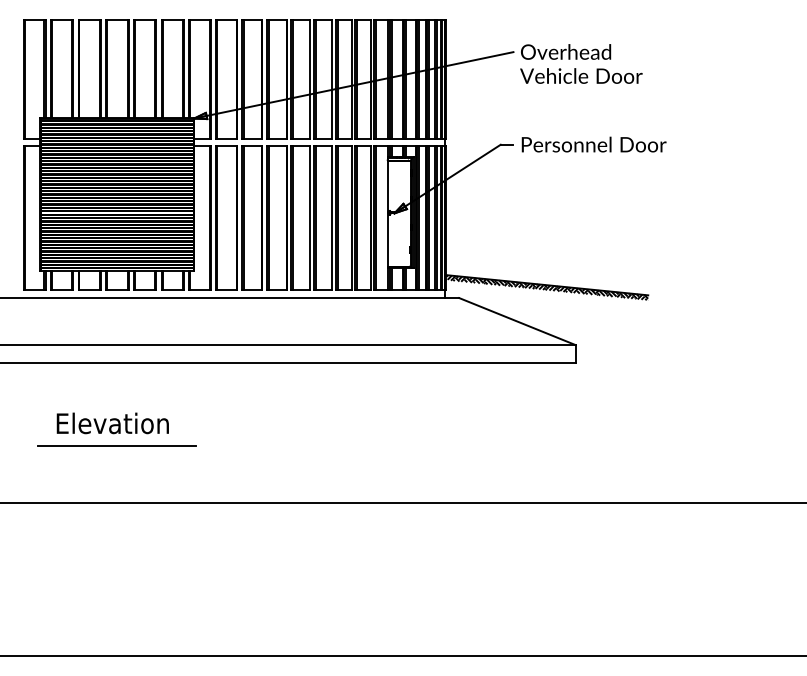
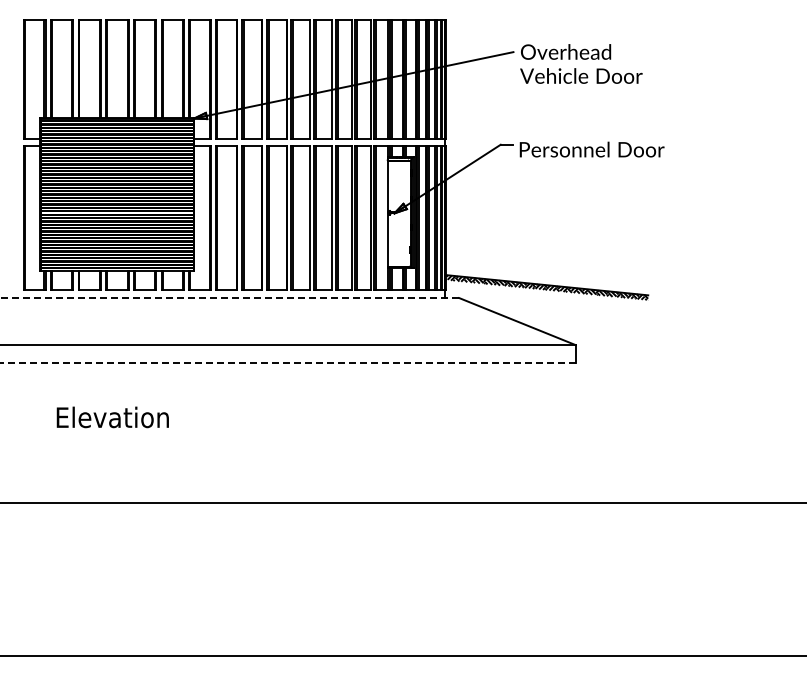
text position: (593, 144) -> (591, 149) (591, 149)
line: solid -> dashed (229, 298)
line: solid -> dashed (287, 362)
text position: (112, 423) -> (112, 417) (112, 417)
line: present -> none (117, 445)
